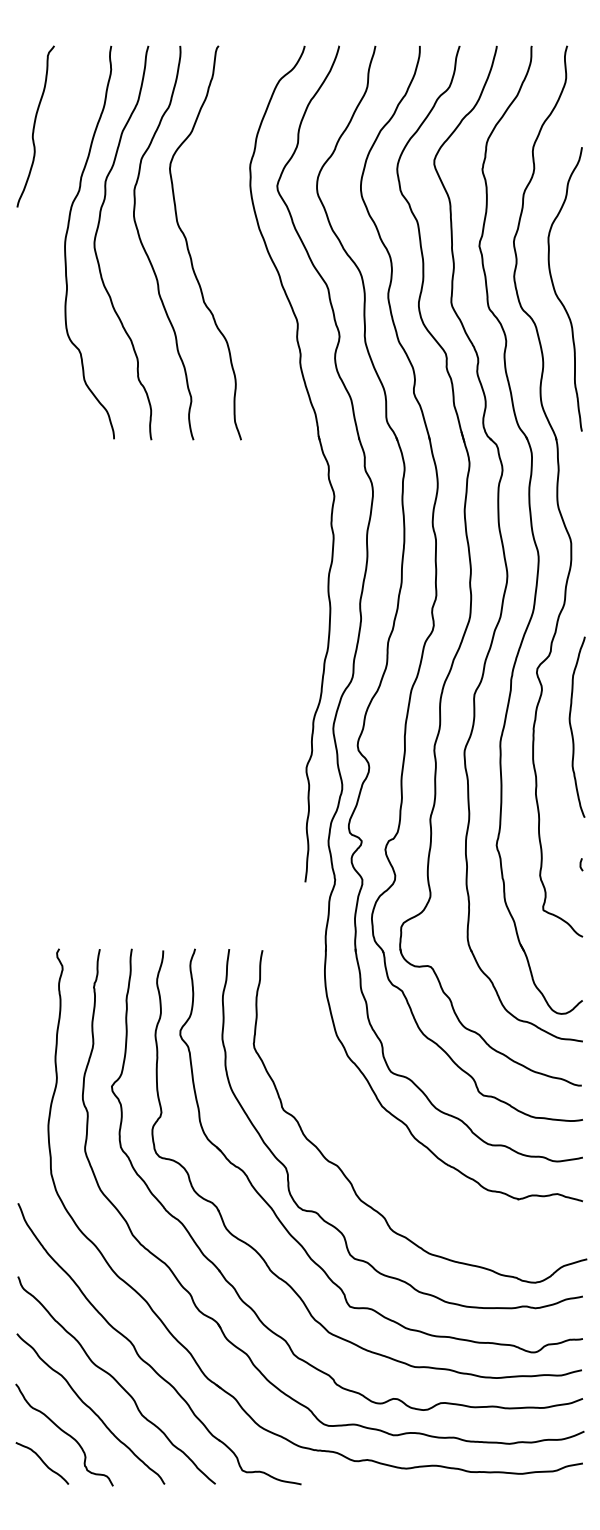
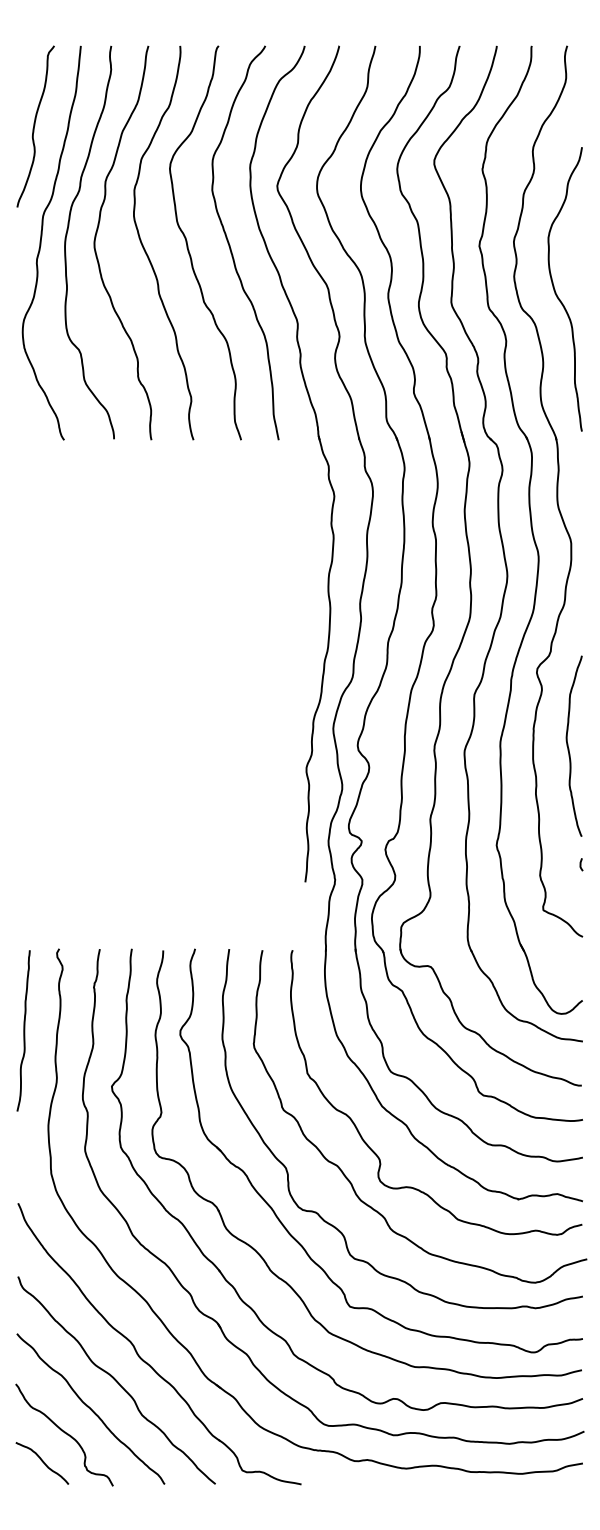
curve: none -> present (41, 242)
curve: none -> present (231, 248)
curve position: (571, 726) -> (568, 745) (568, 745)
curve: none -> present (23, 1030)
curve: none -> present (375, 1152)
